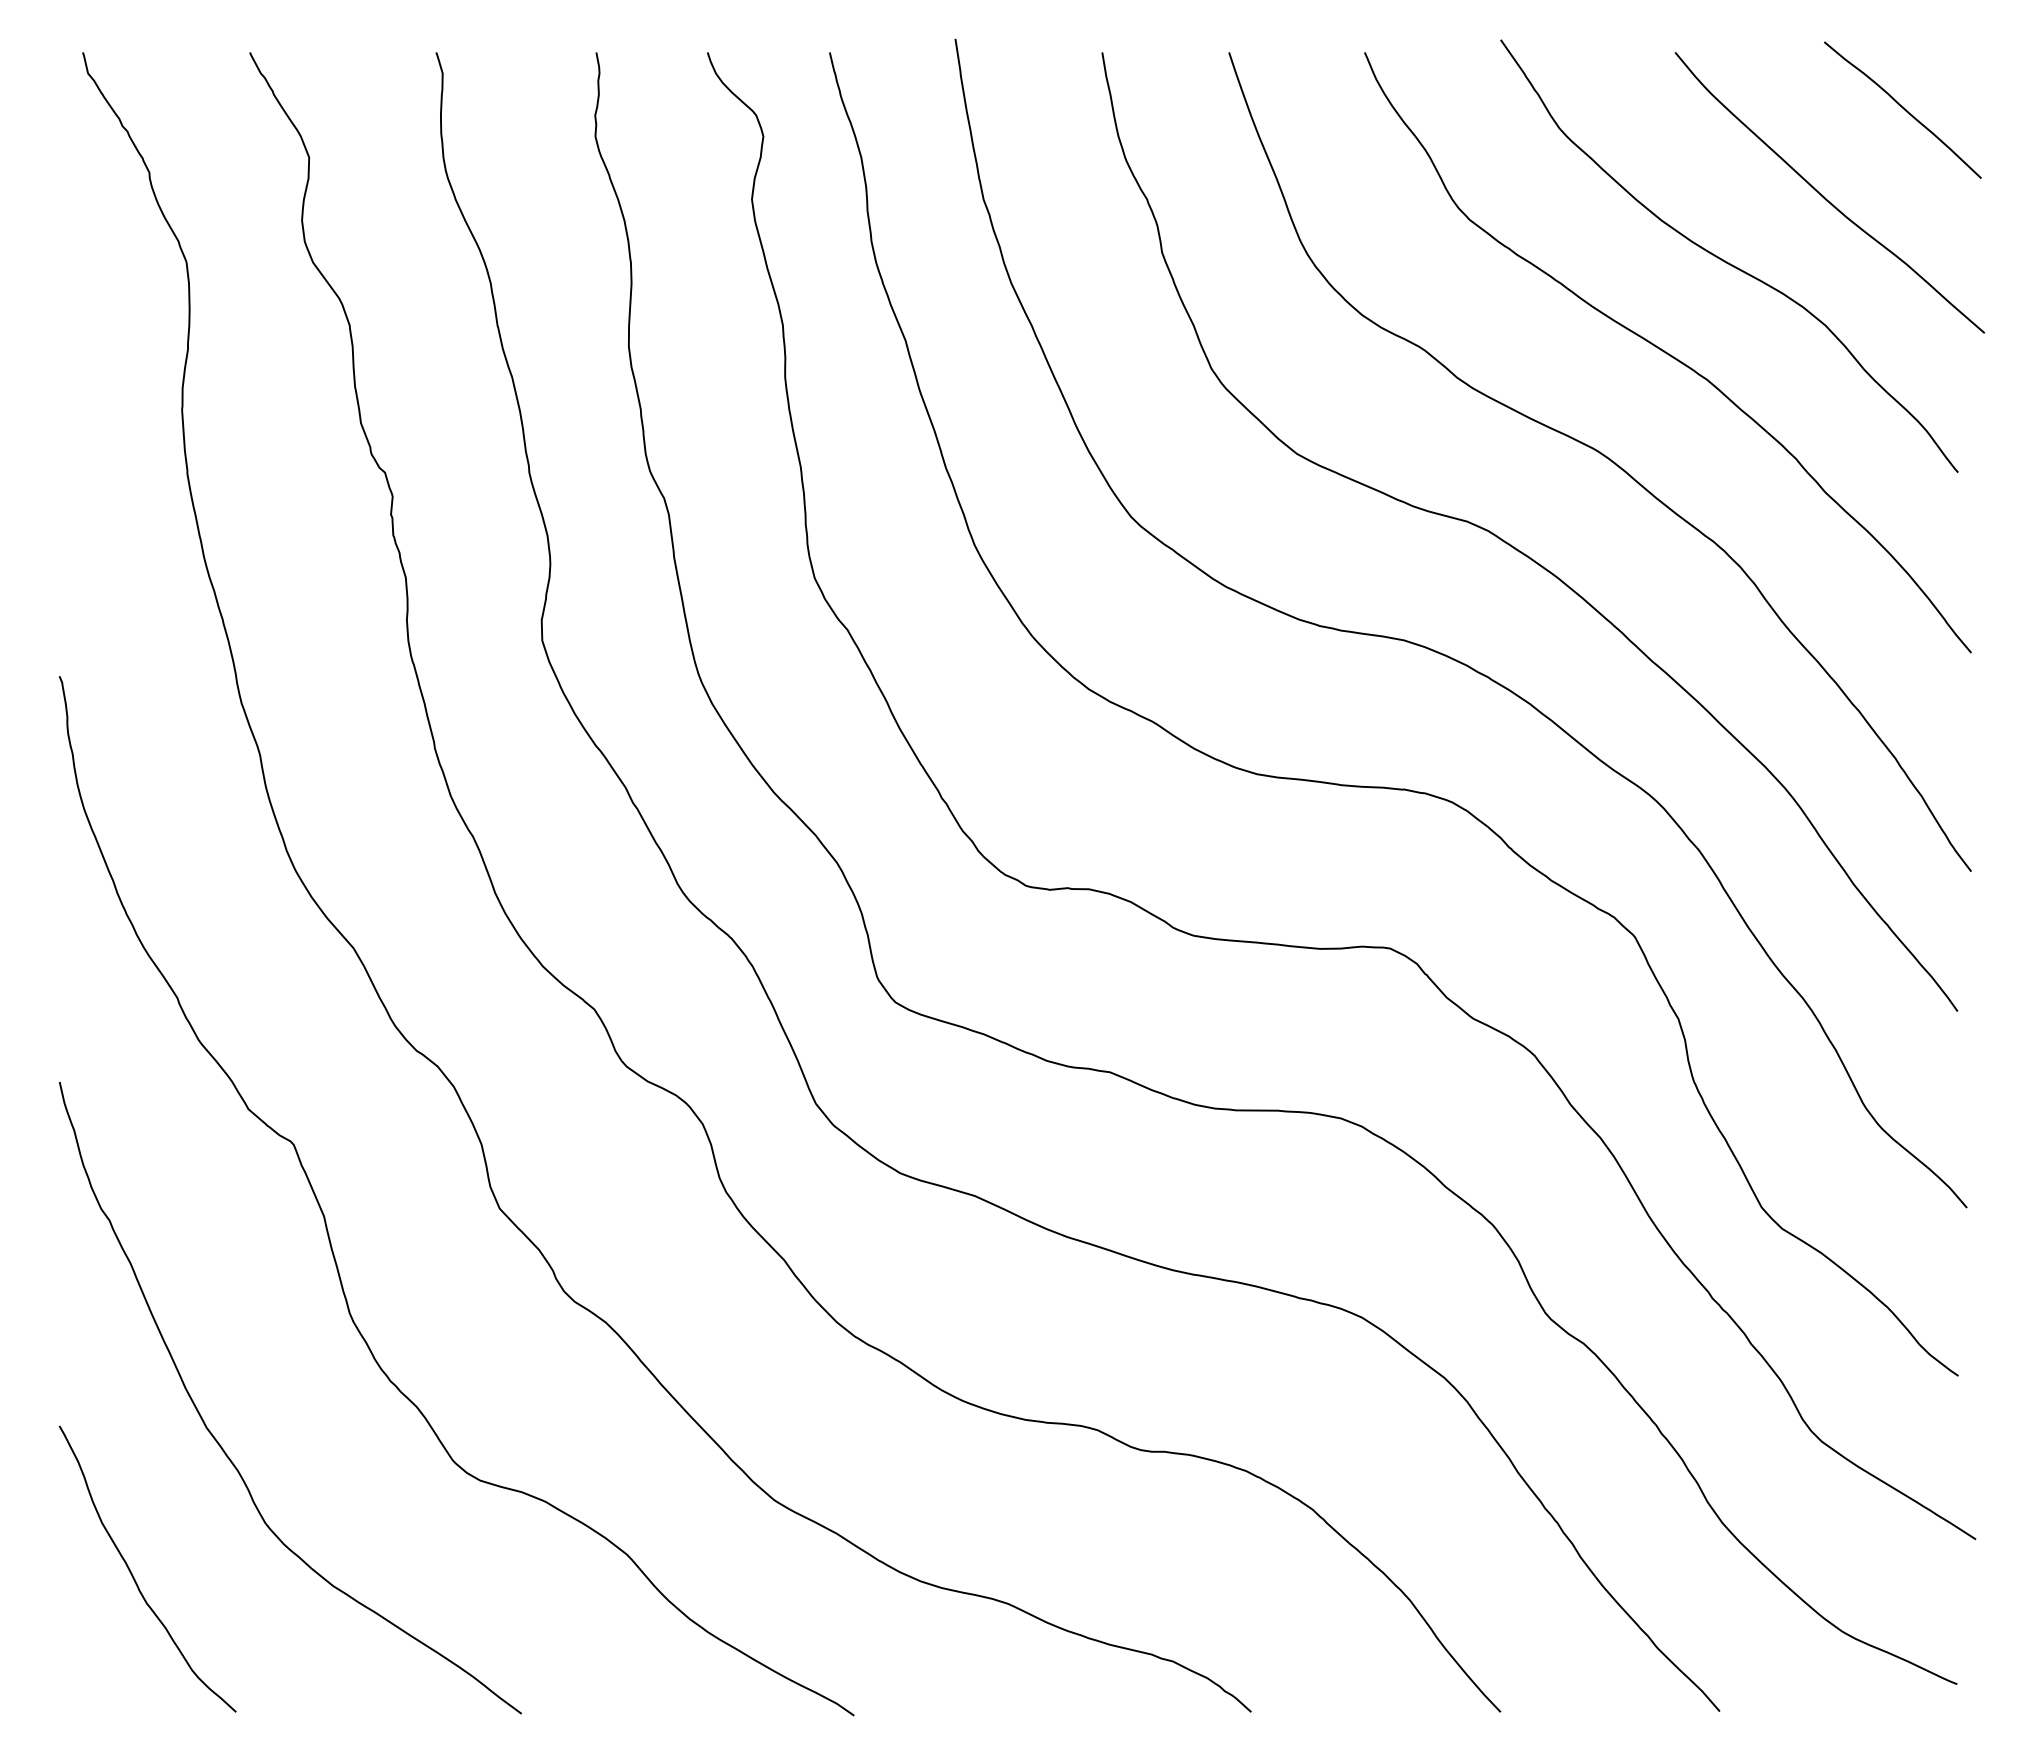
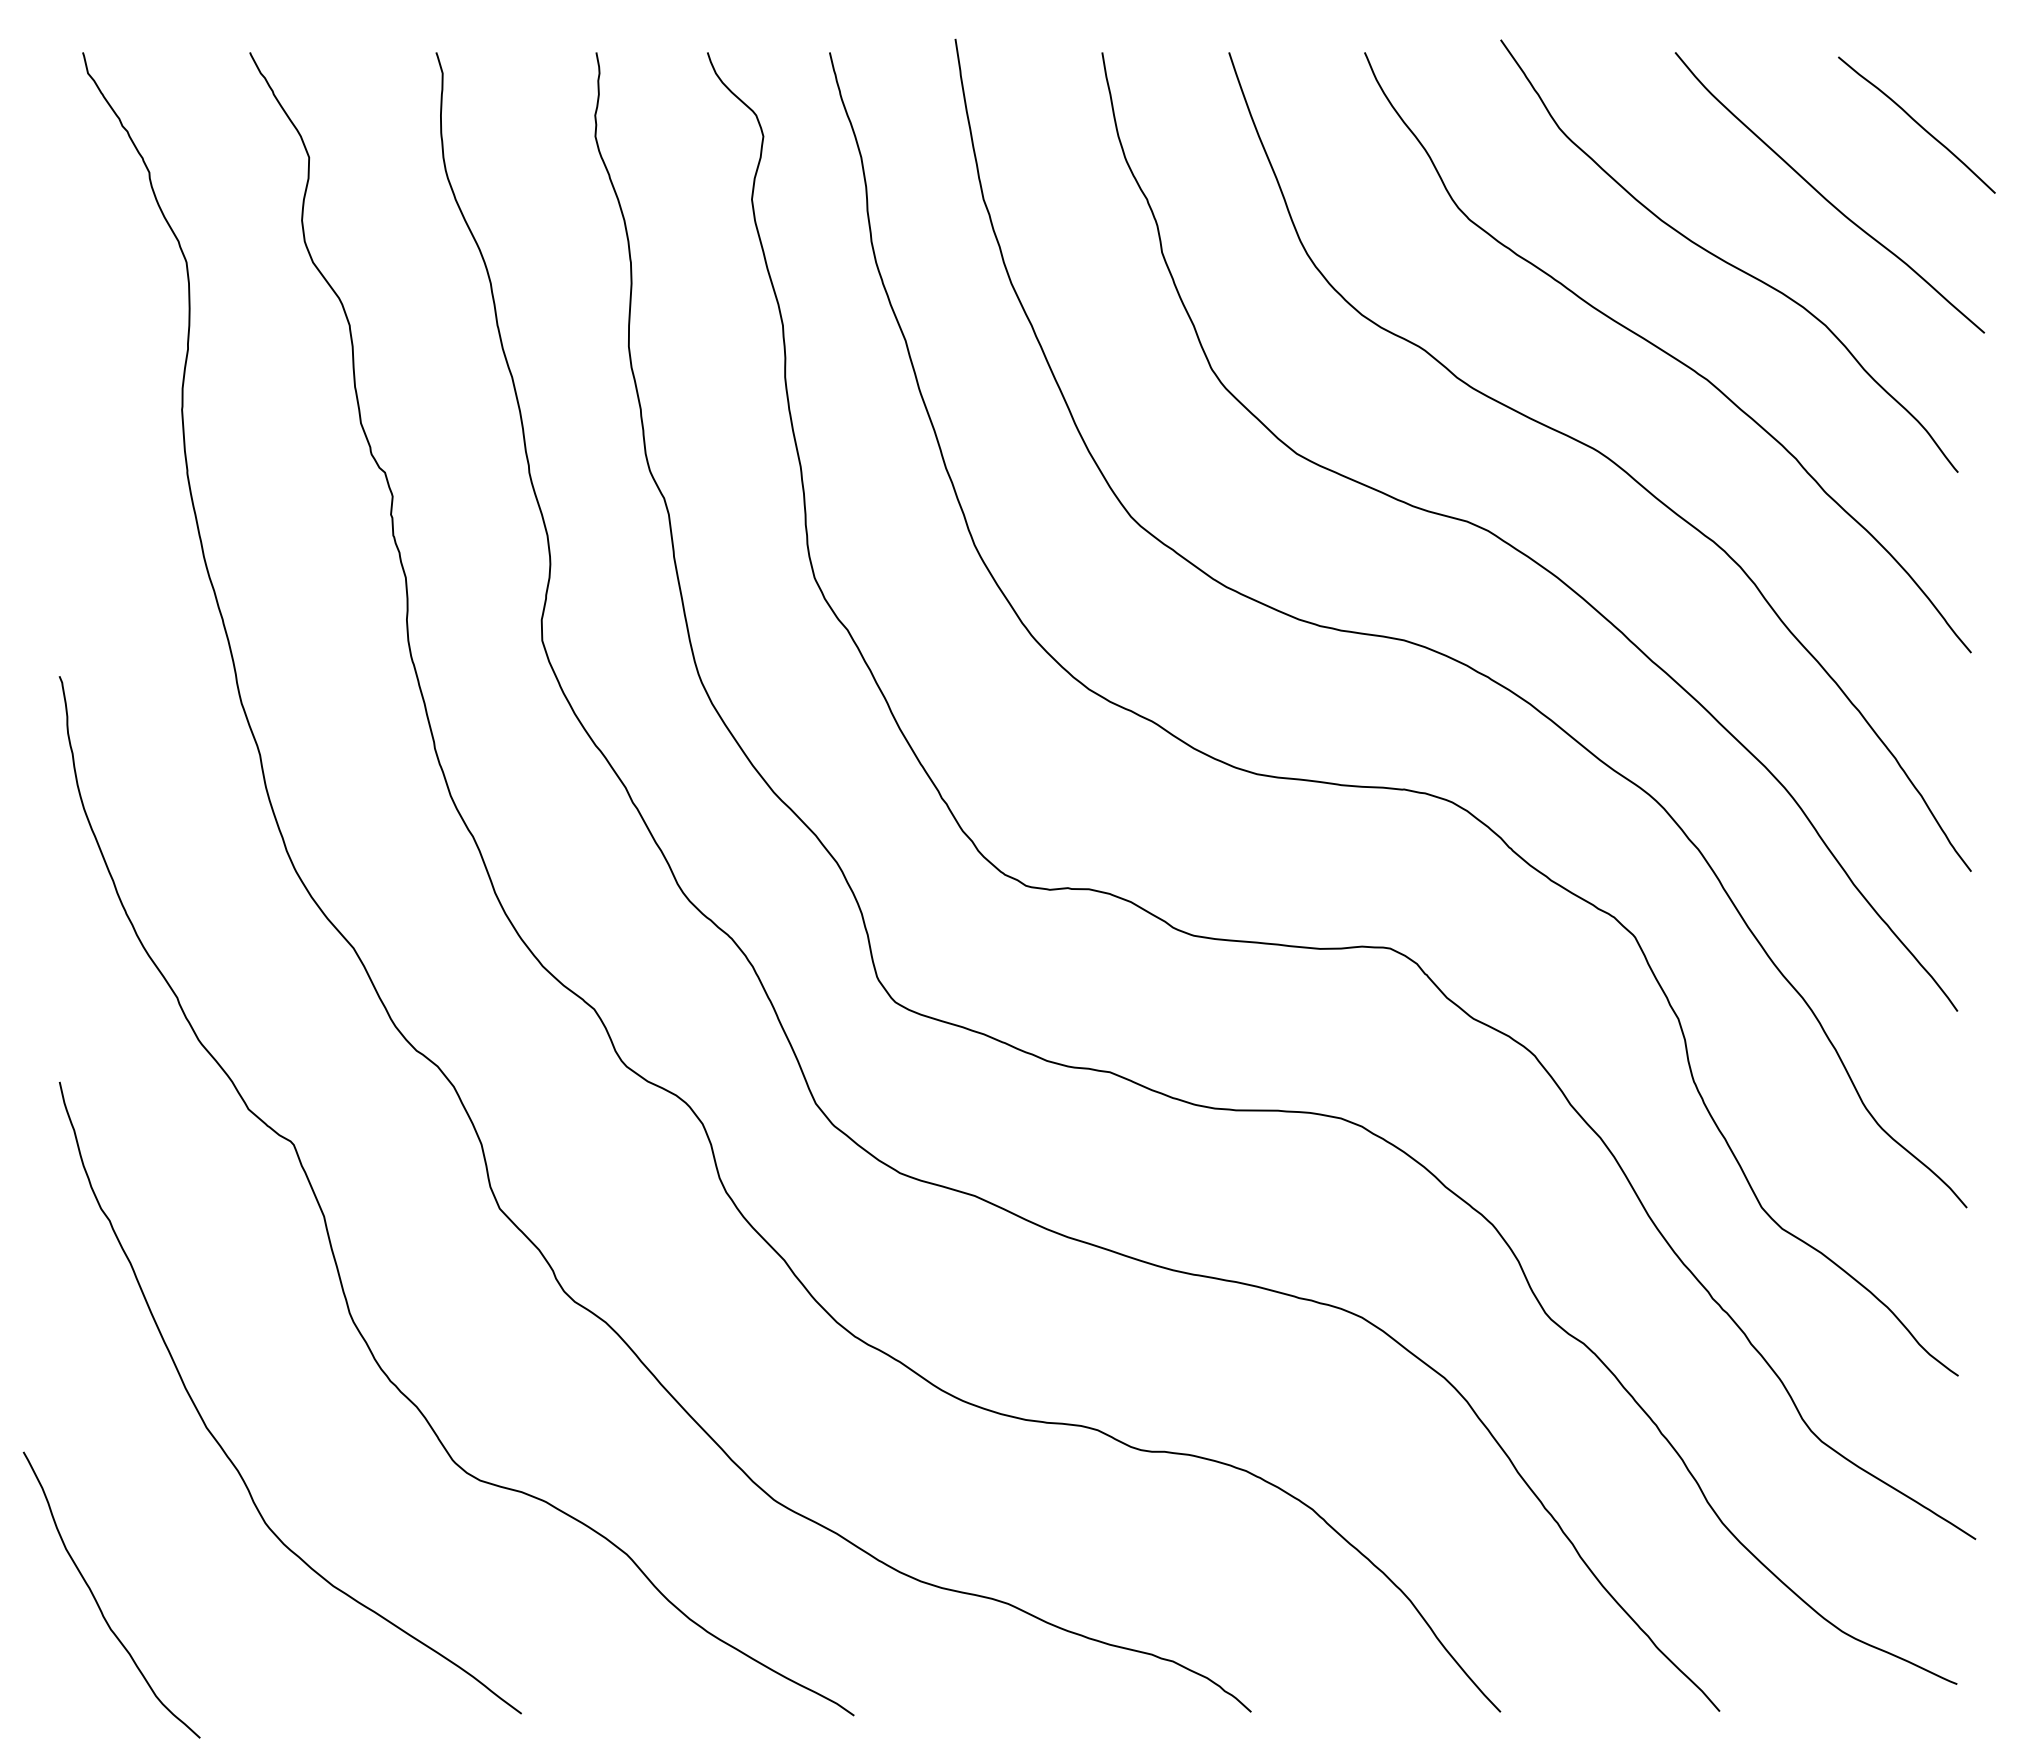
curve position: (1902, 108) -> (1916, 123) (1916, 123)
curve position: (133, 1575) -> (97, 1601) (97, 1601)
